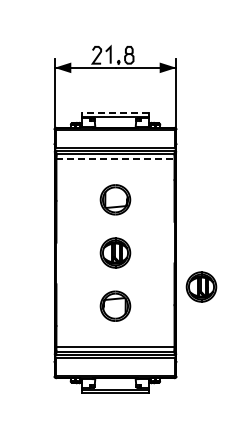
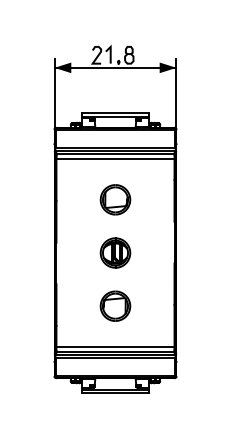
line: dashed -> solid (115, 112)
line: dashed -> solid (115, 159)
part: present -> none (201, 286)
